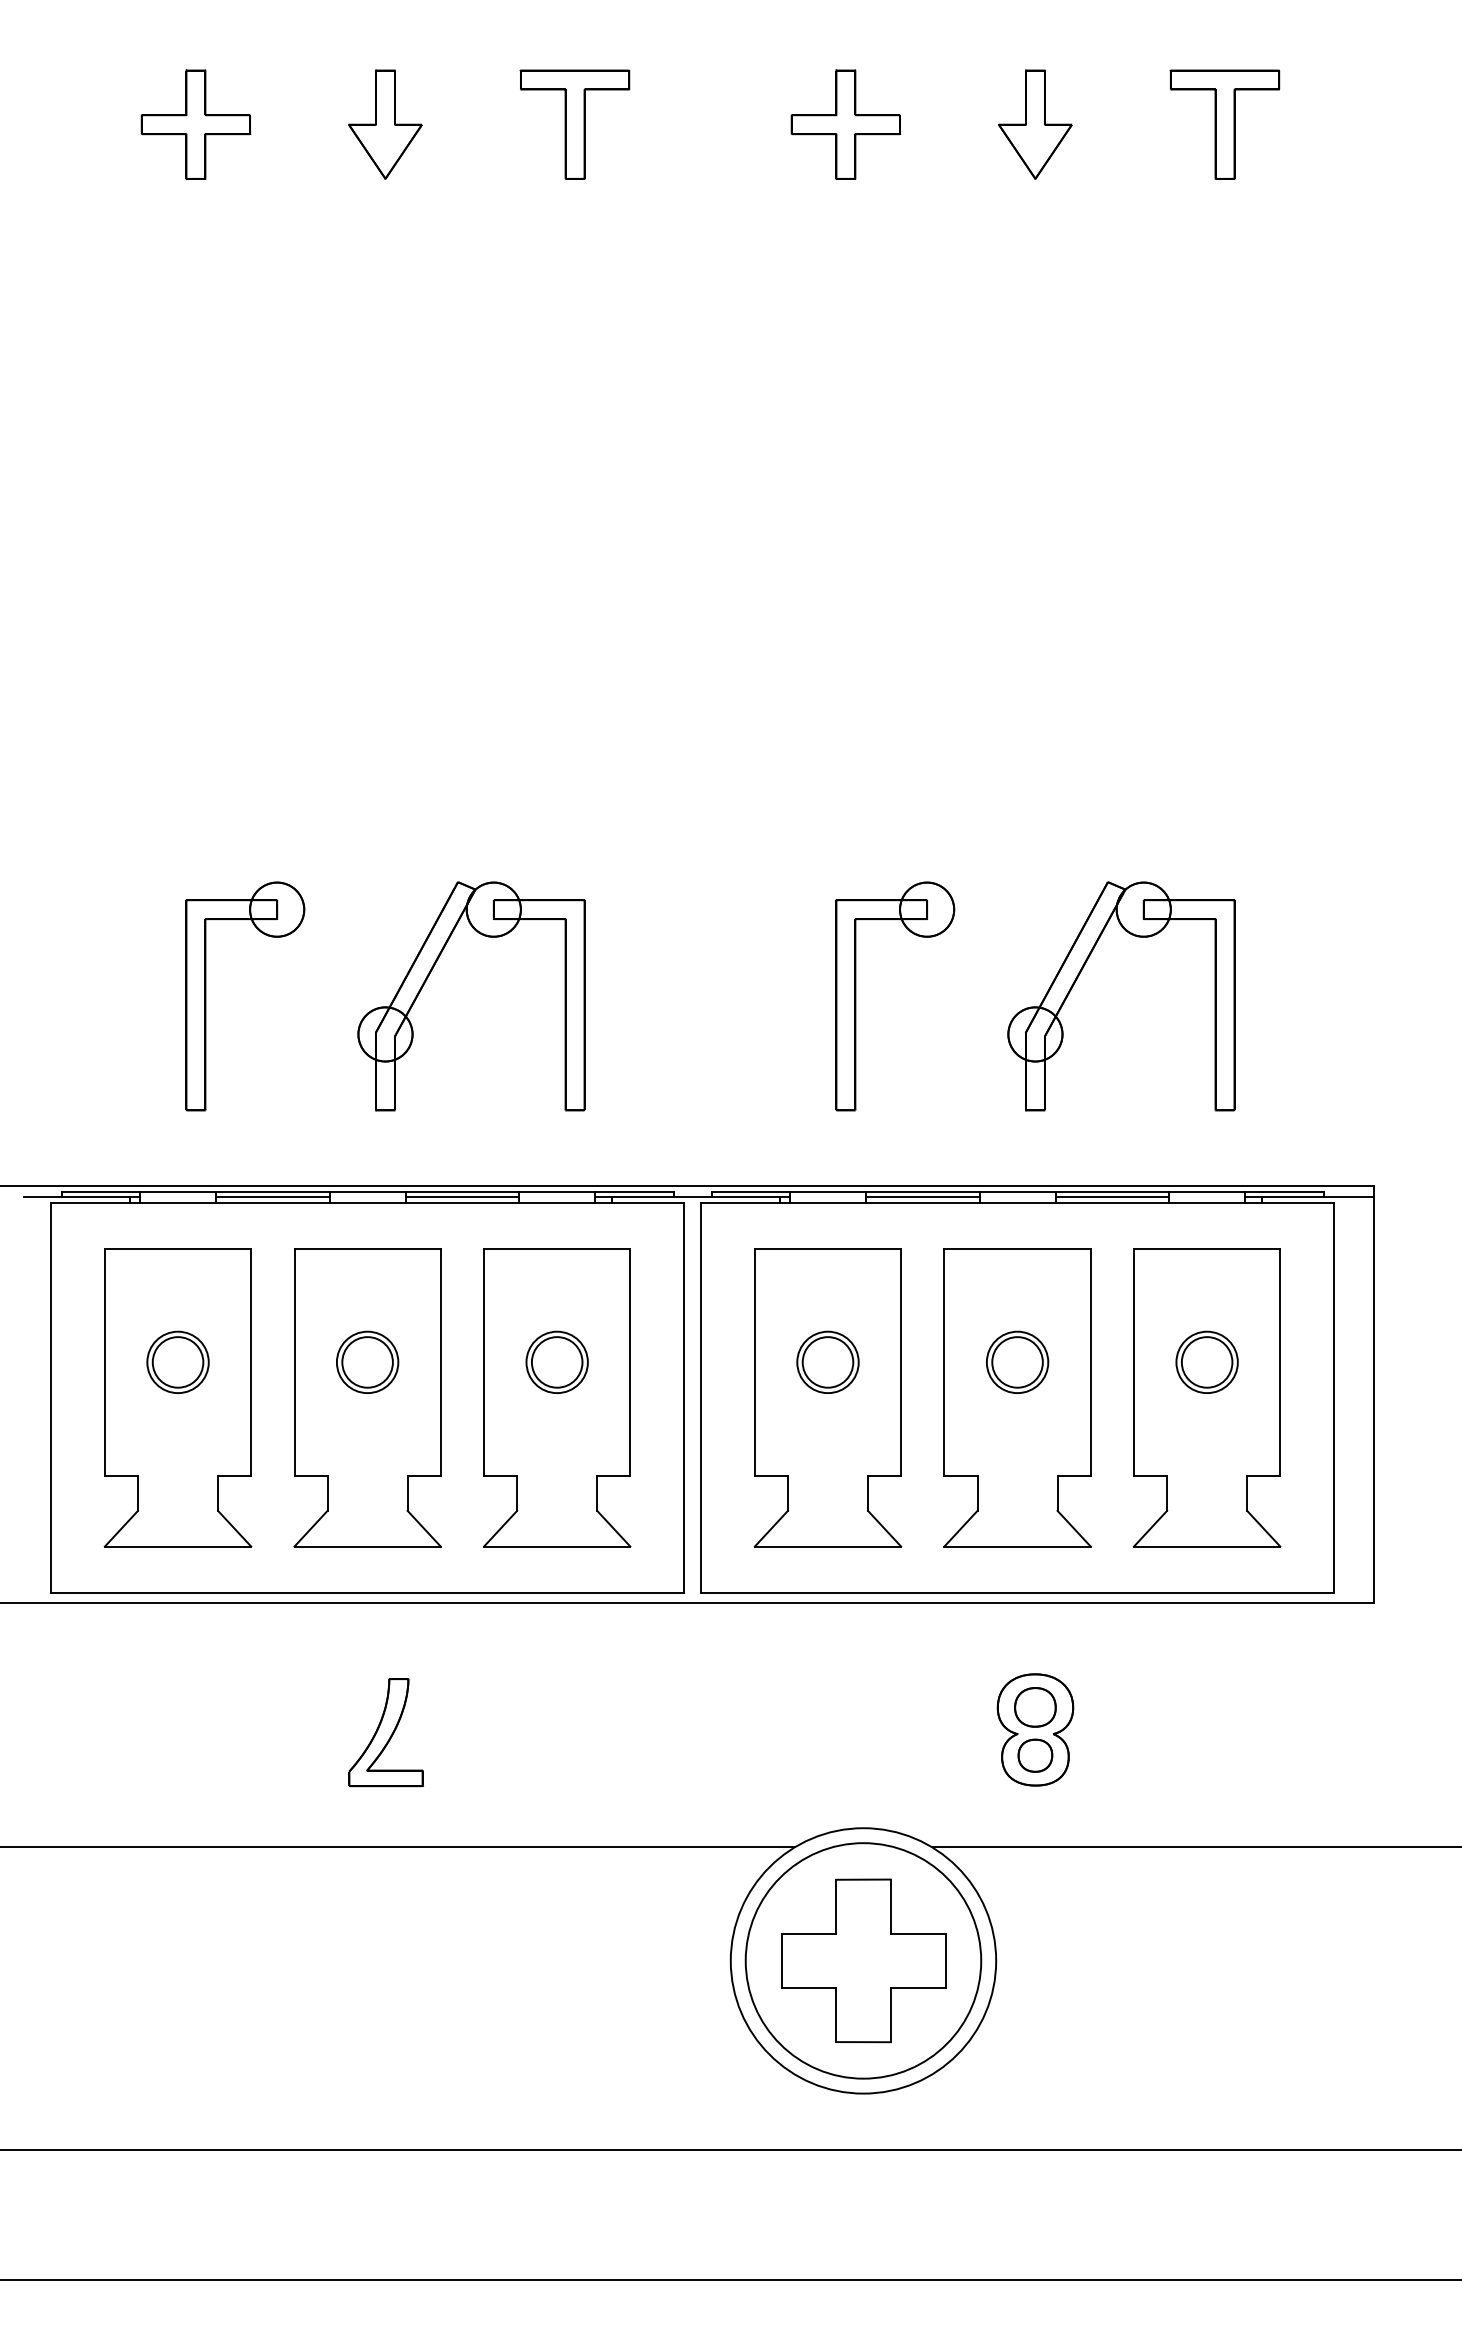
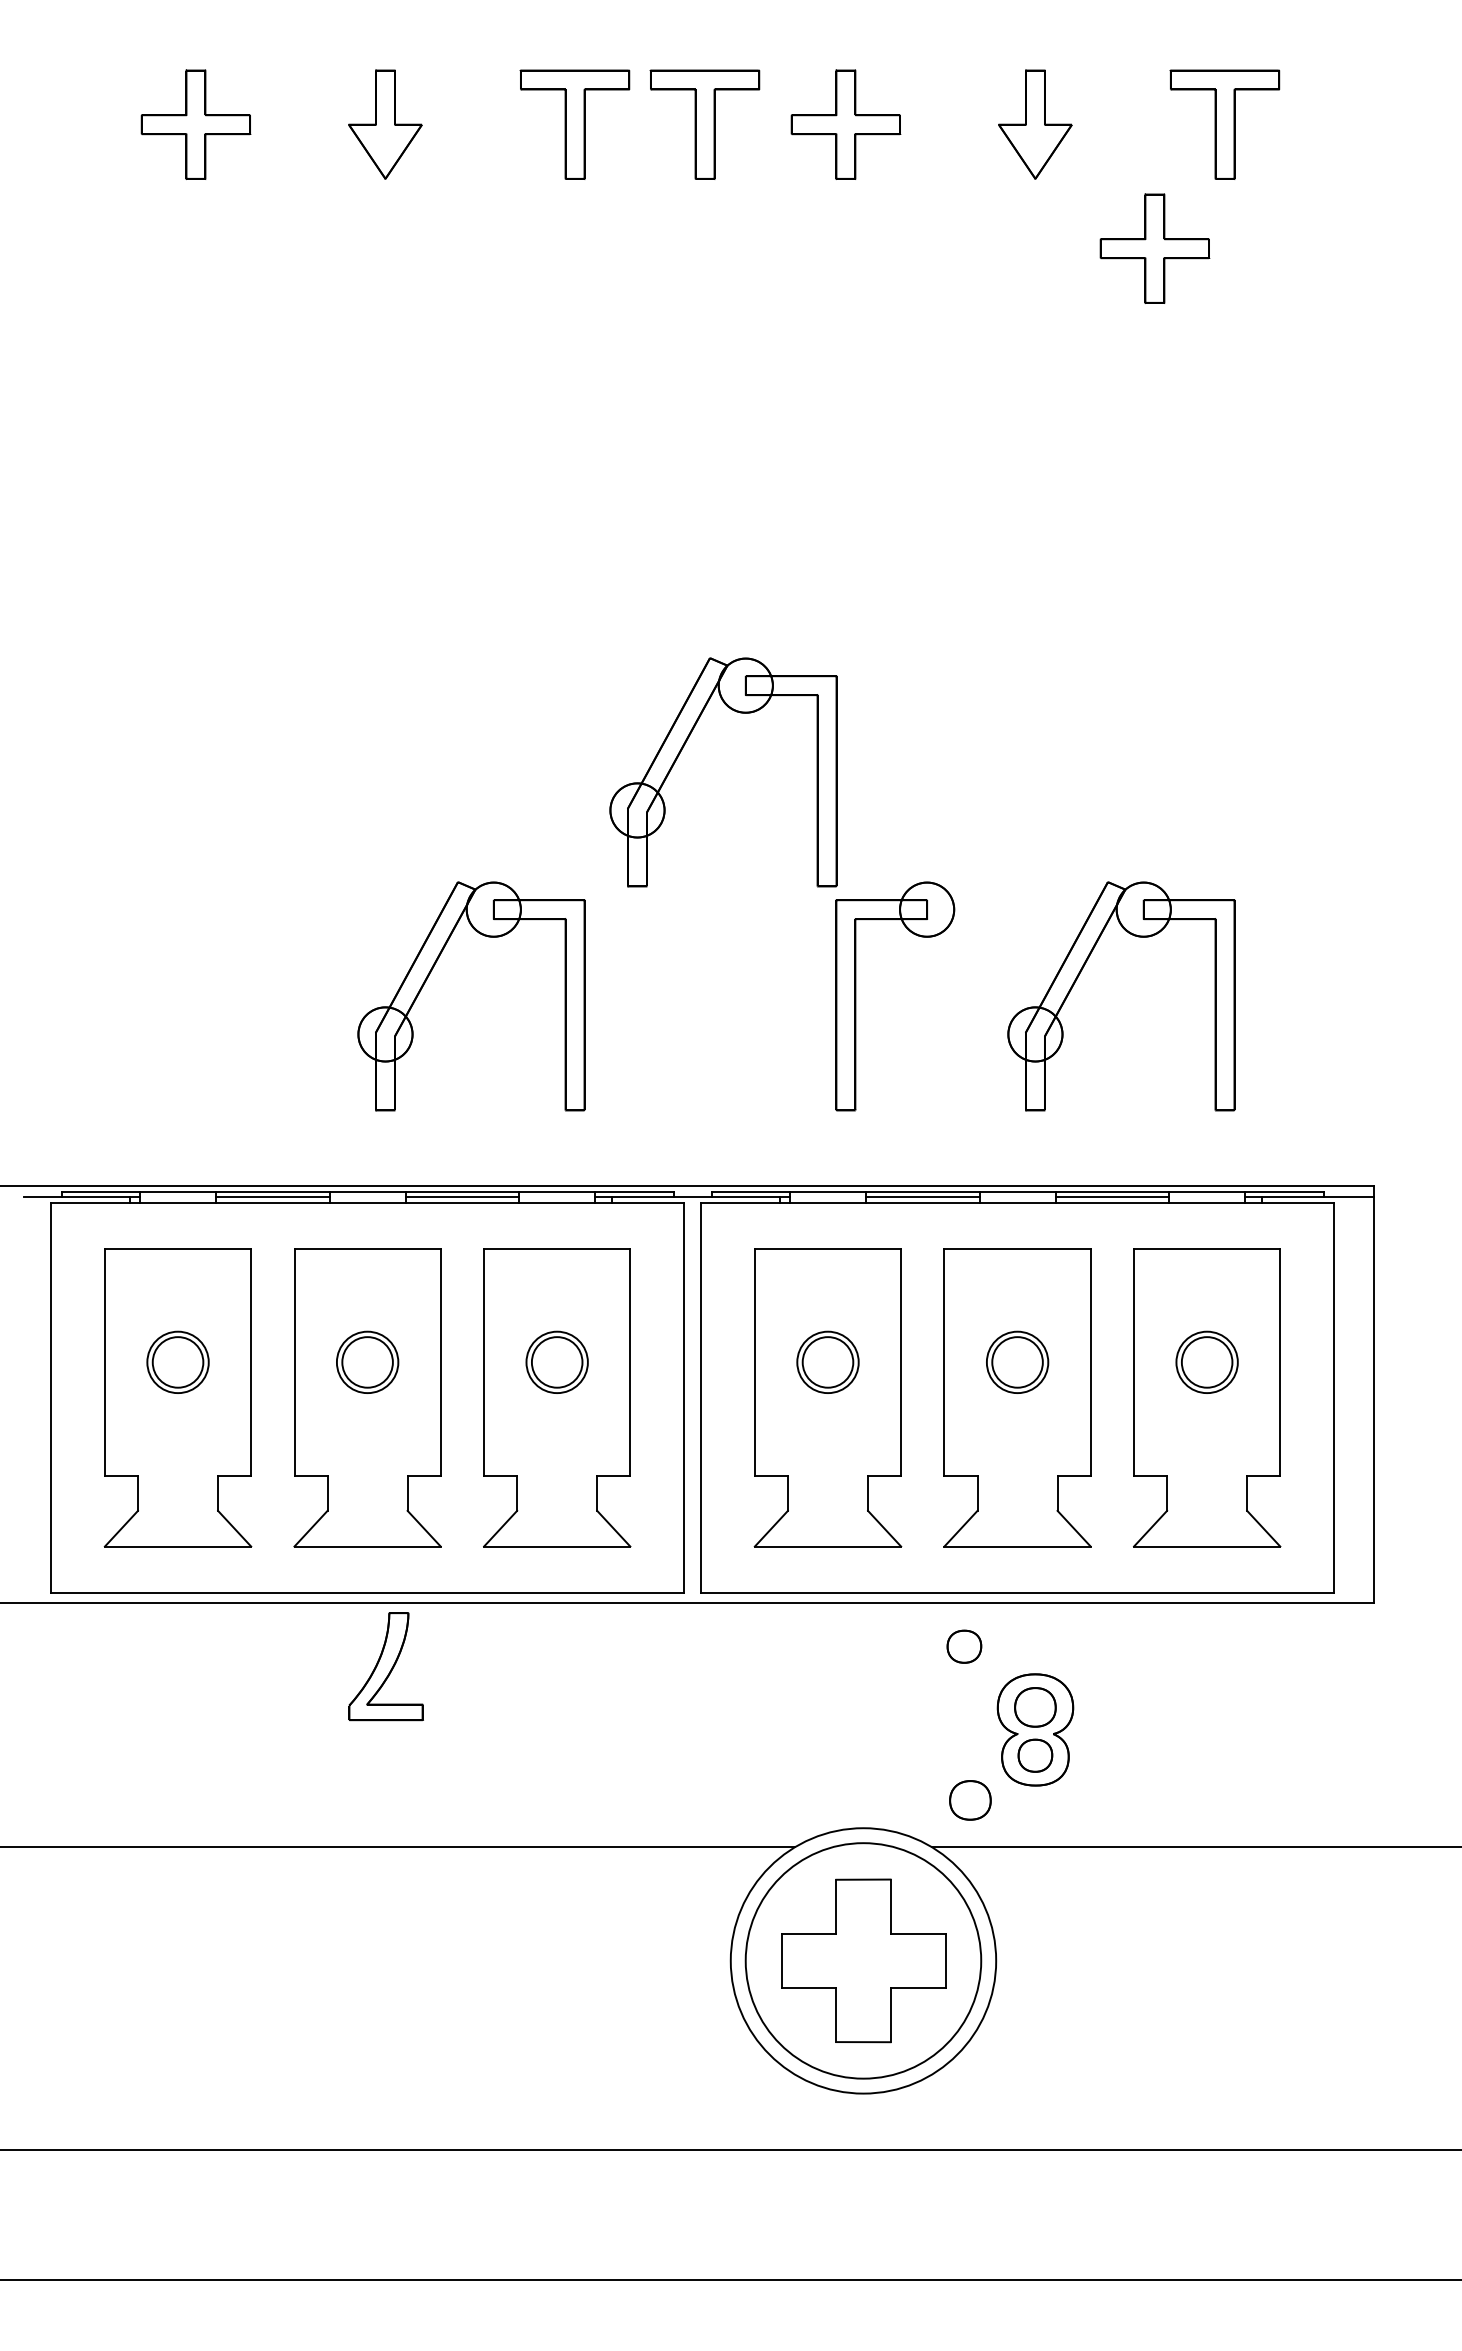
part: none -> present (704, 124)
part: none -> present (1154, 248)
part: none -> present (682, 750)
part: present -> none (206, 996)
part: none -> present (964, 1646)
part position: (385, 1732) -> (385, 1666) (385, 1666)
part: none -> present (970, 1800)
